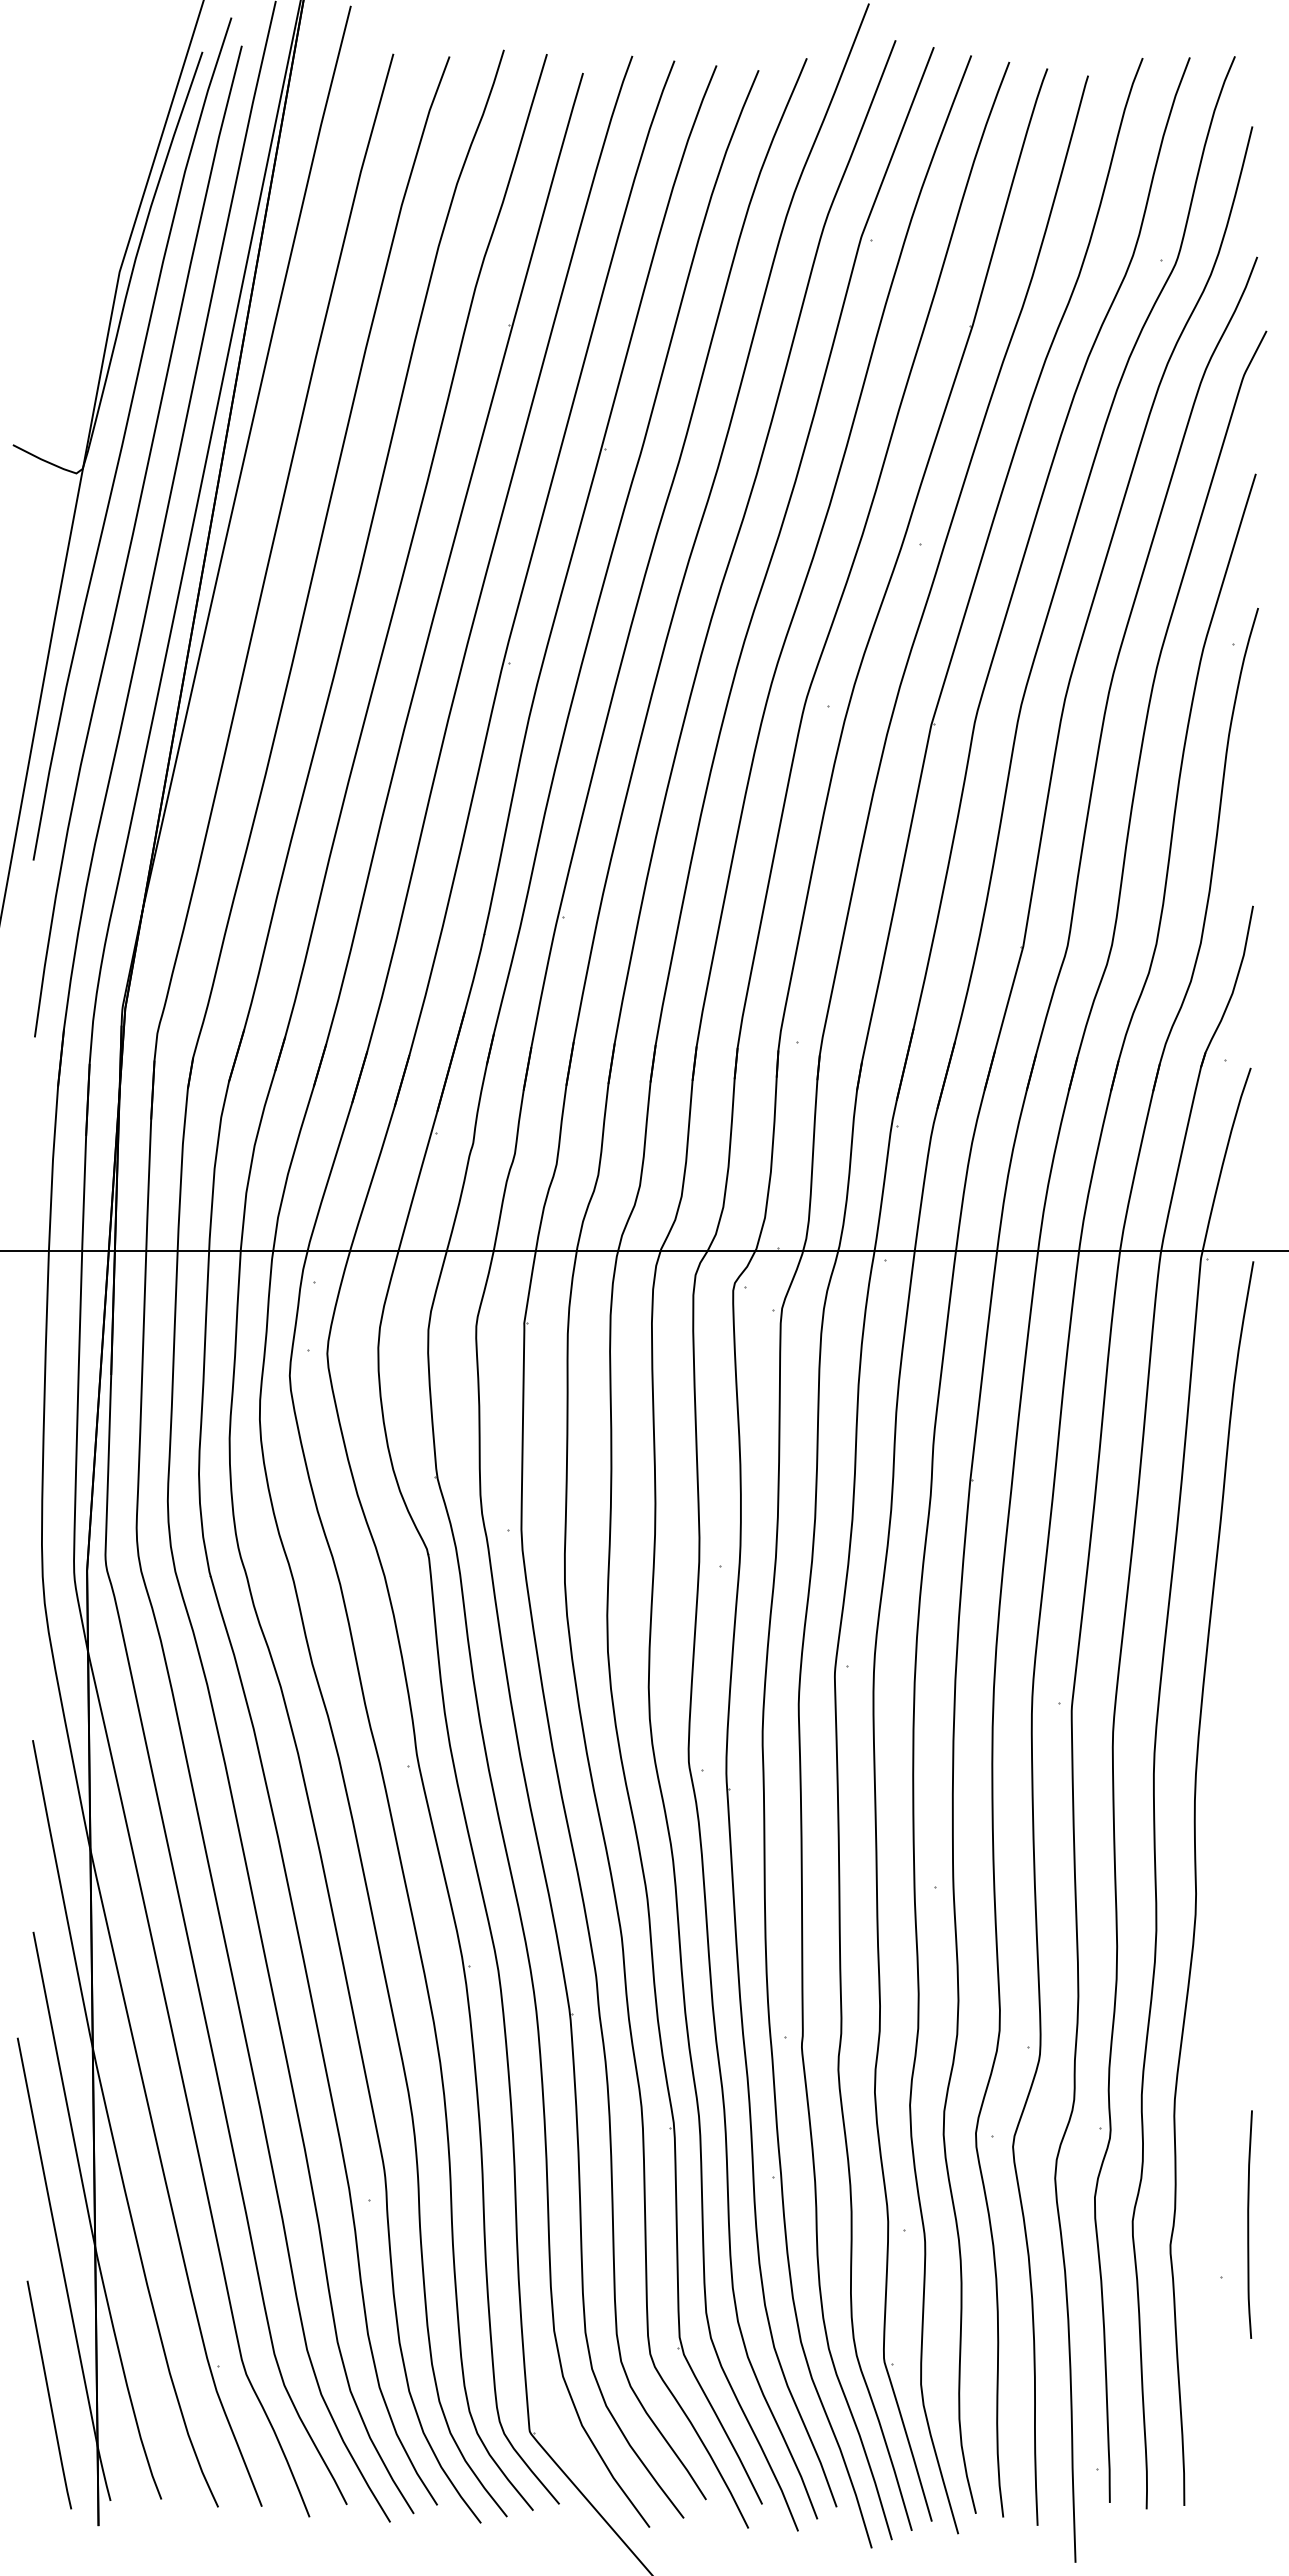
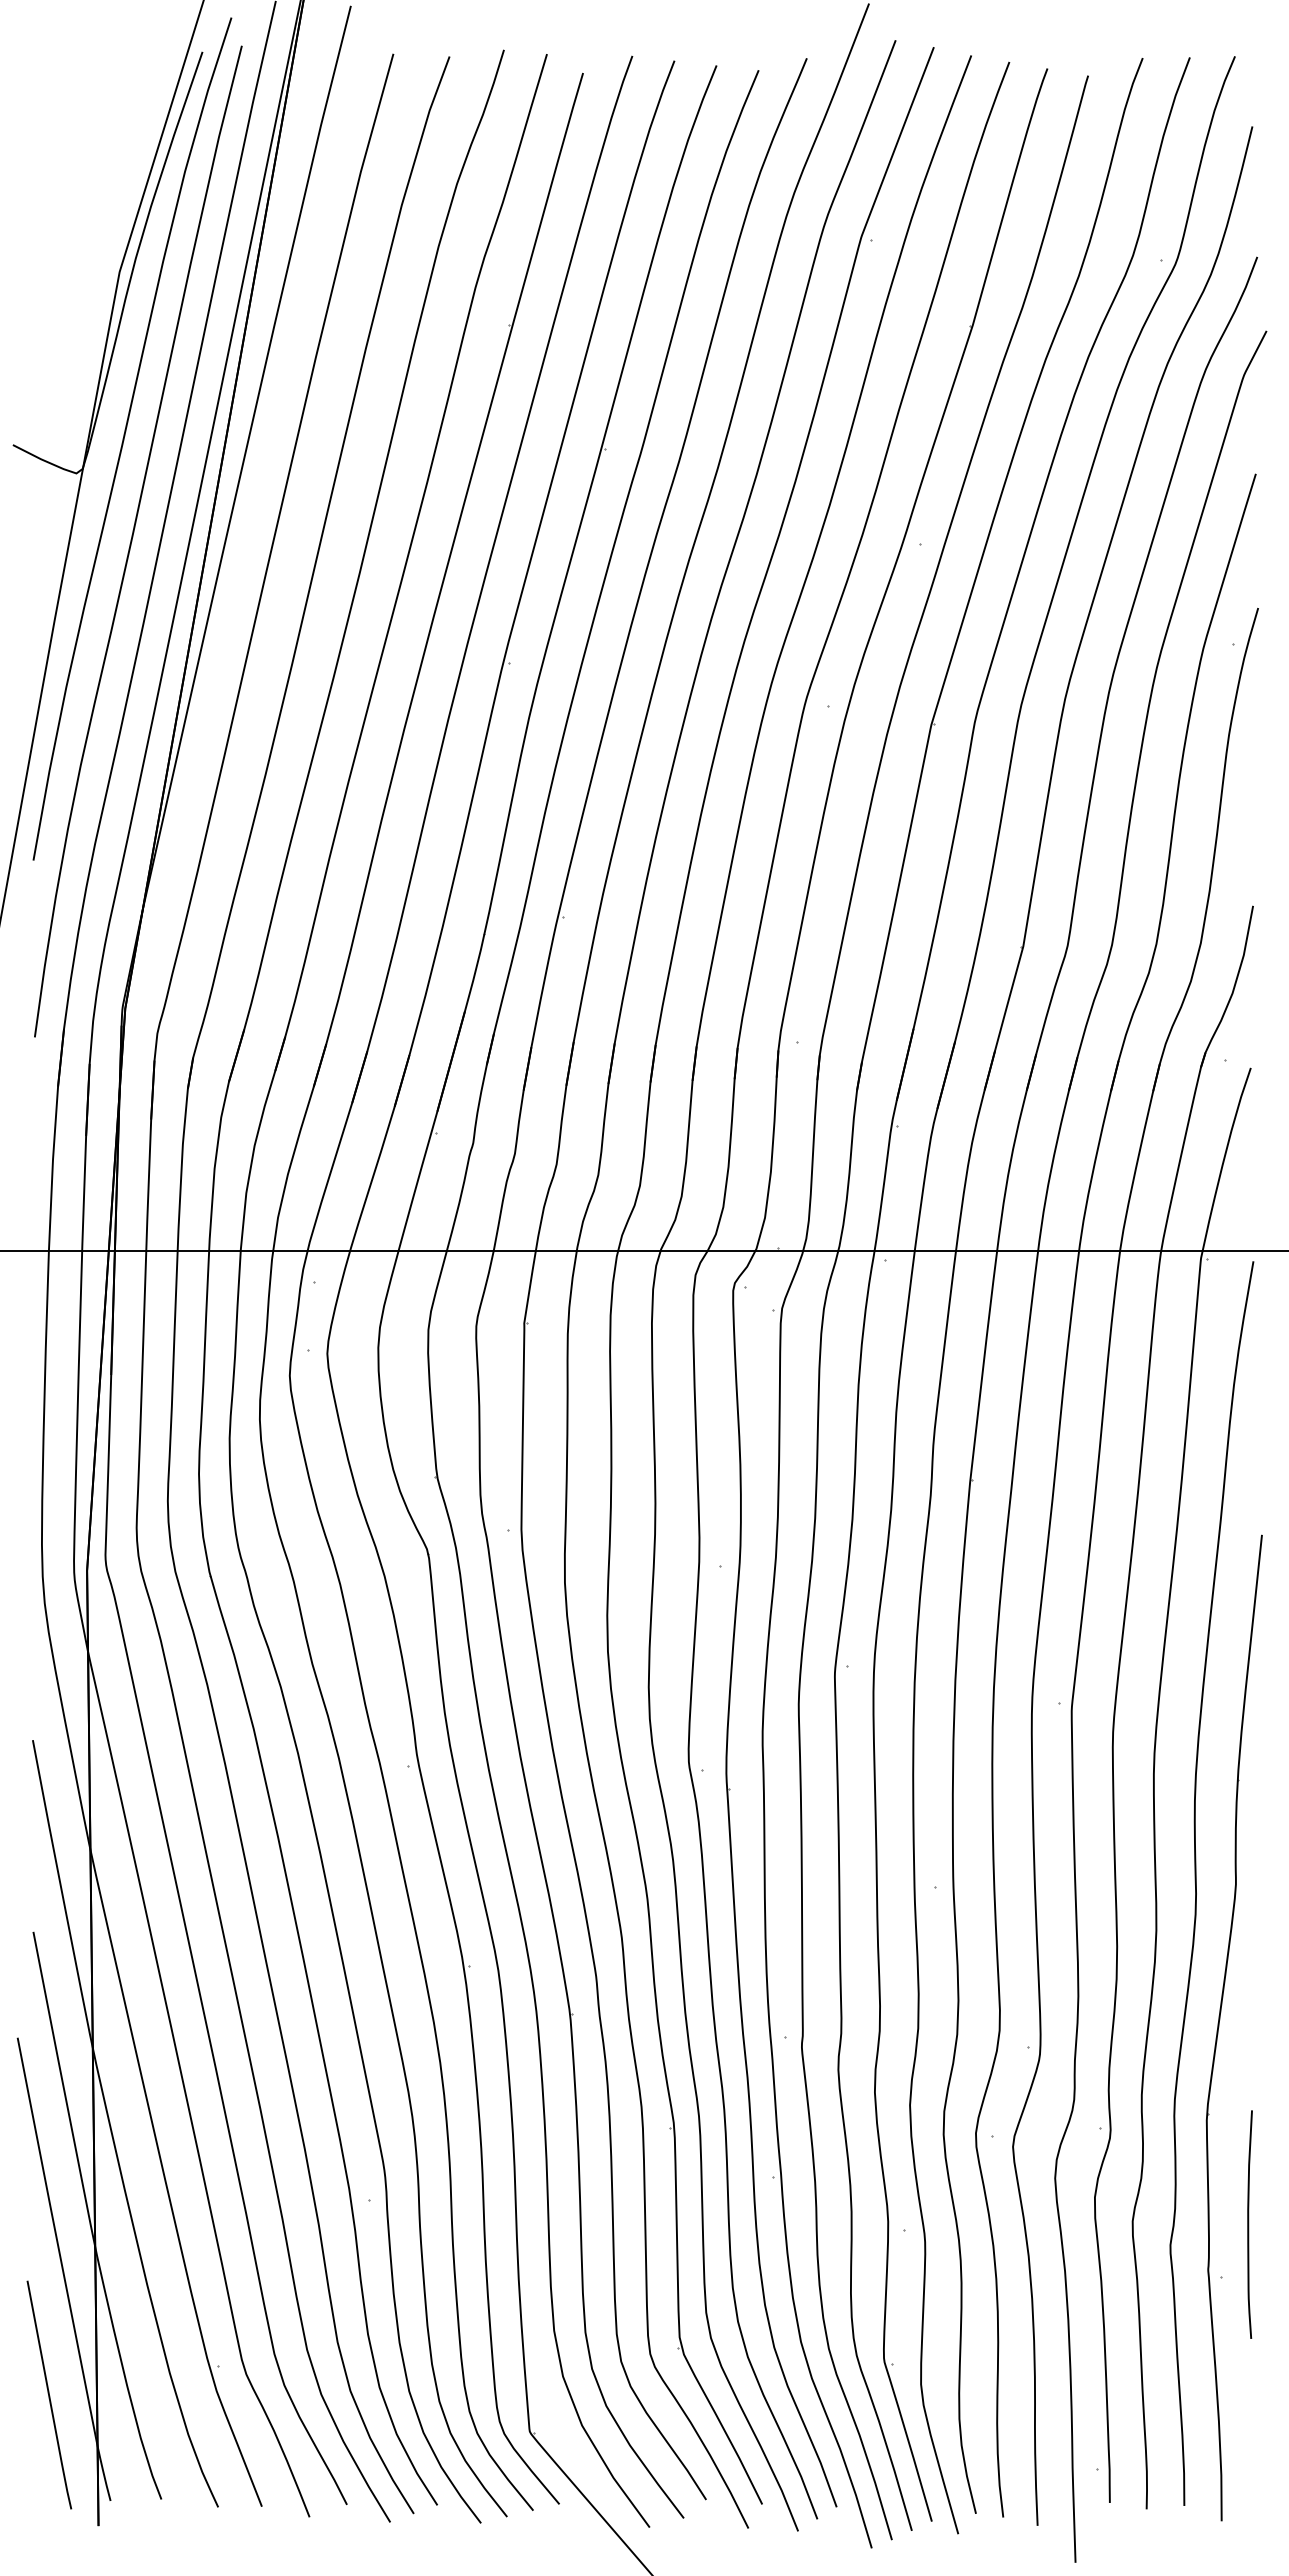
part: none -> present (1219, 2027)
